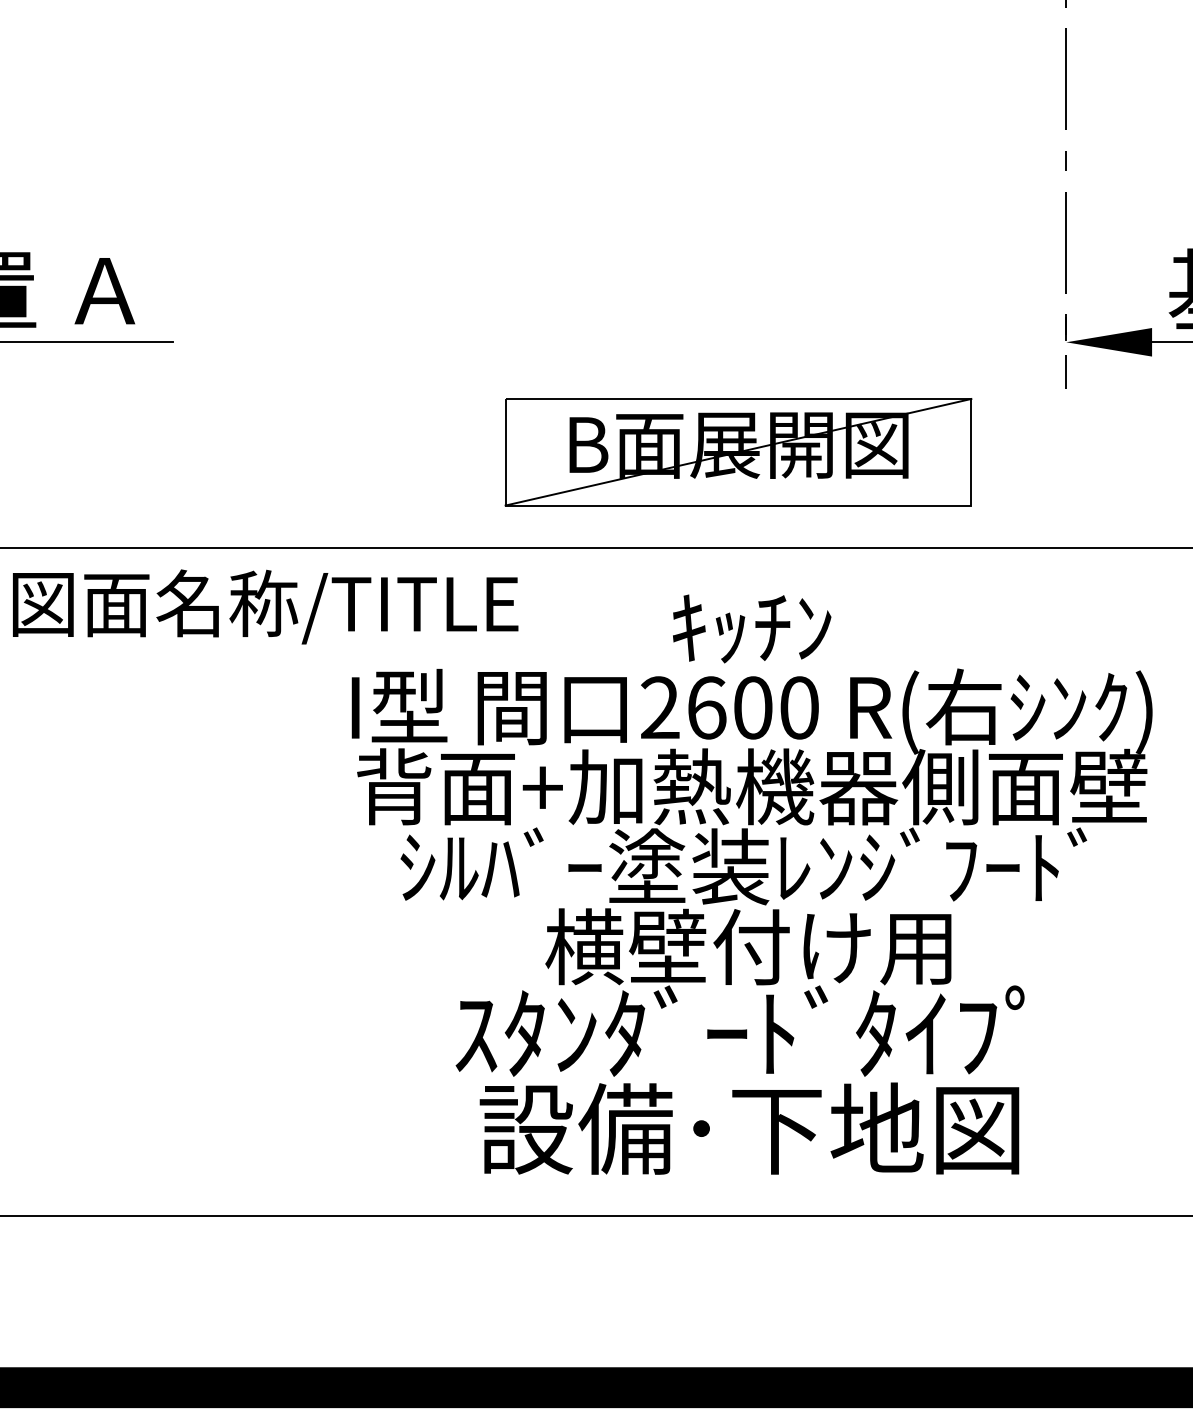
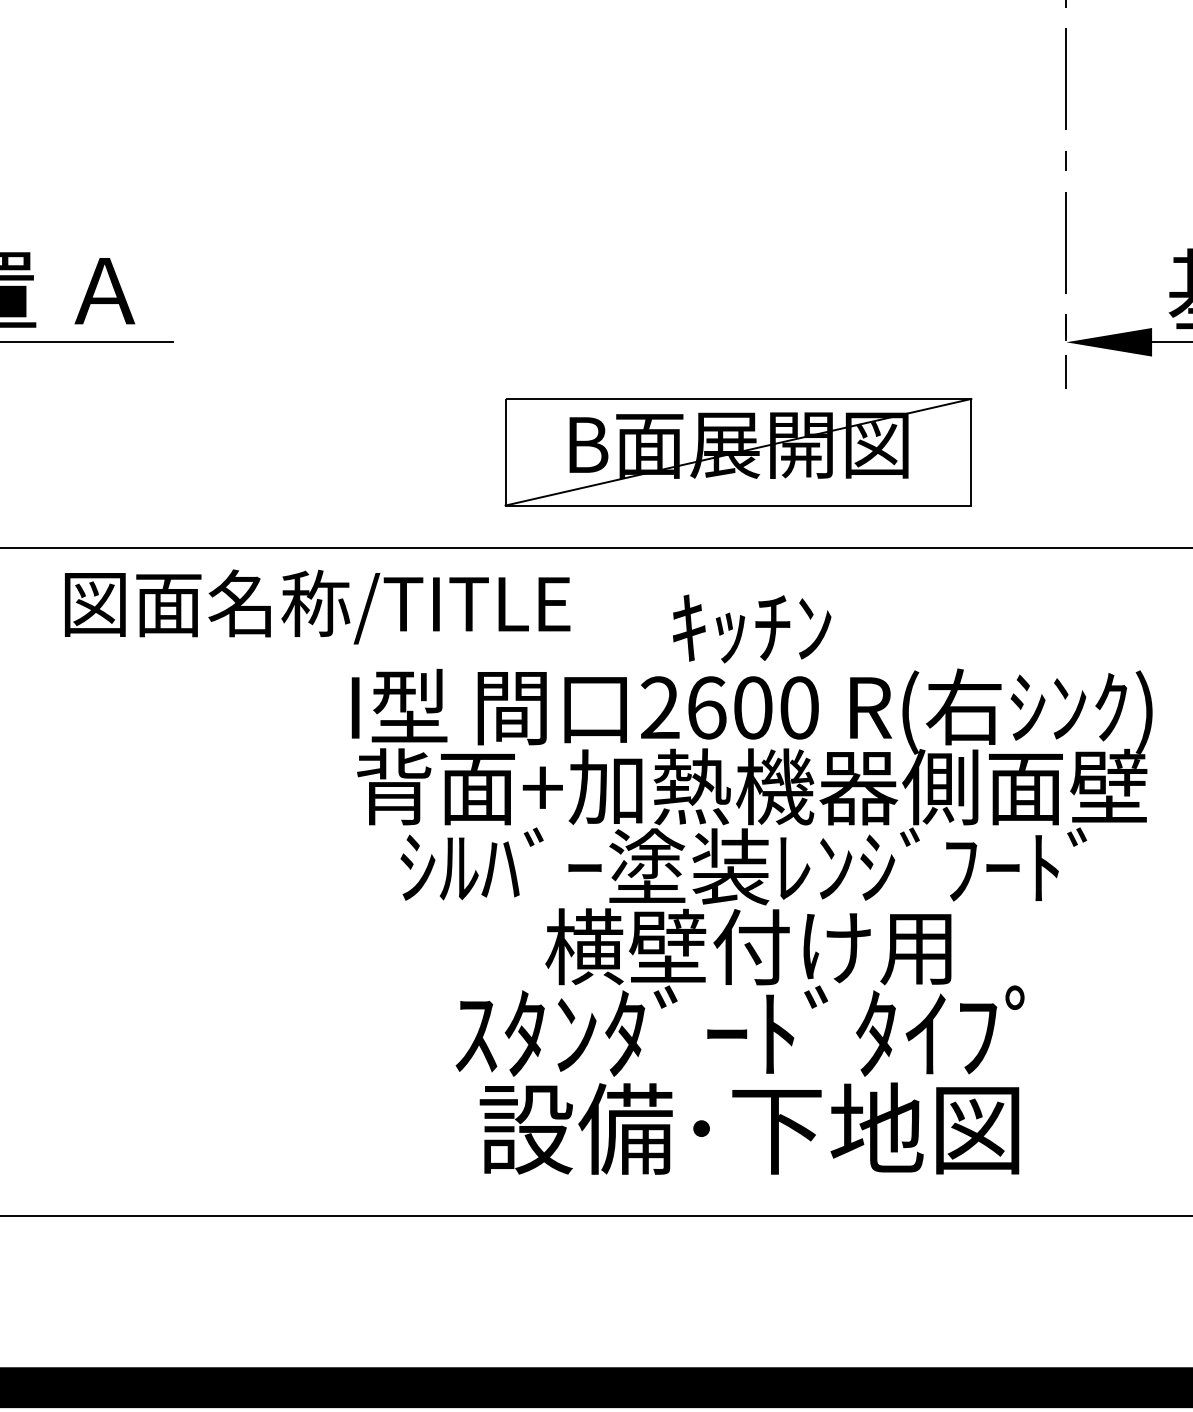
text position: (265, 606) -> (317, 606) (317, 606)
